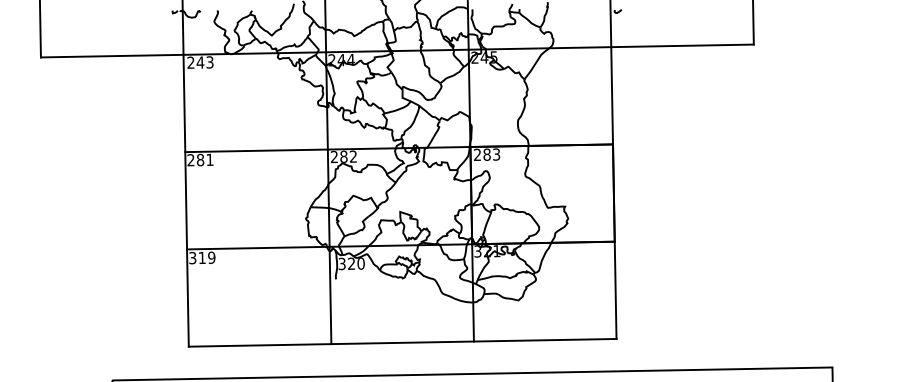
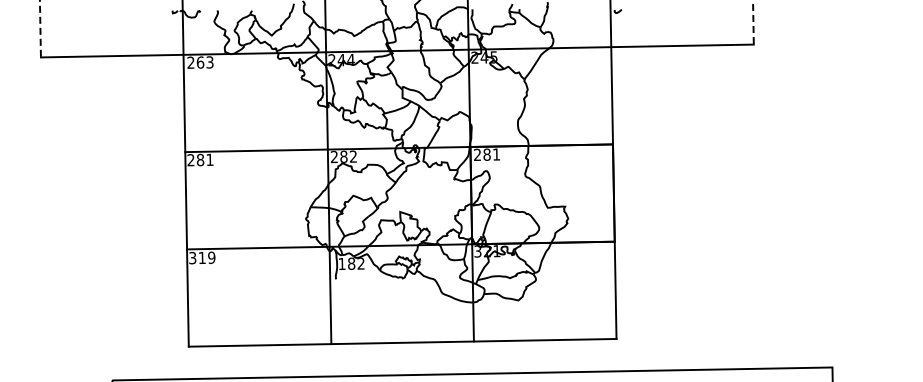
line: solid -> dashed (753, 22)
line: solid -> dashed (40, 29)
text: 243 -> 263 (200, 62)
text: 283 -> 281 (496, 154)
text: 320 -> 182 (351, 263)
